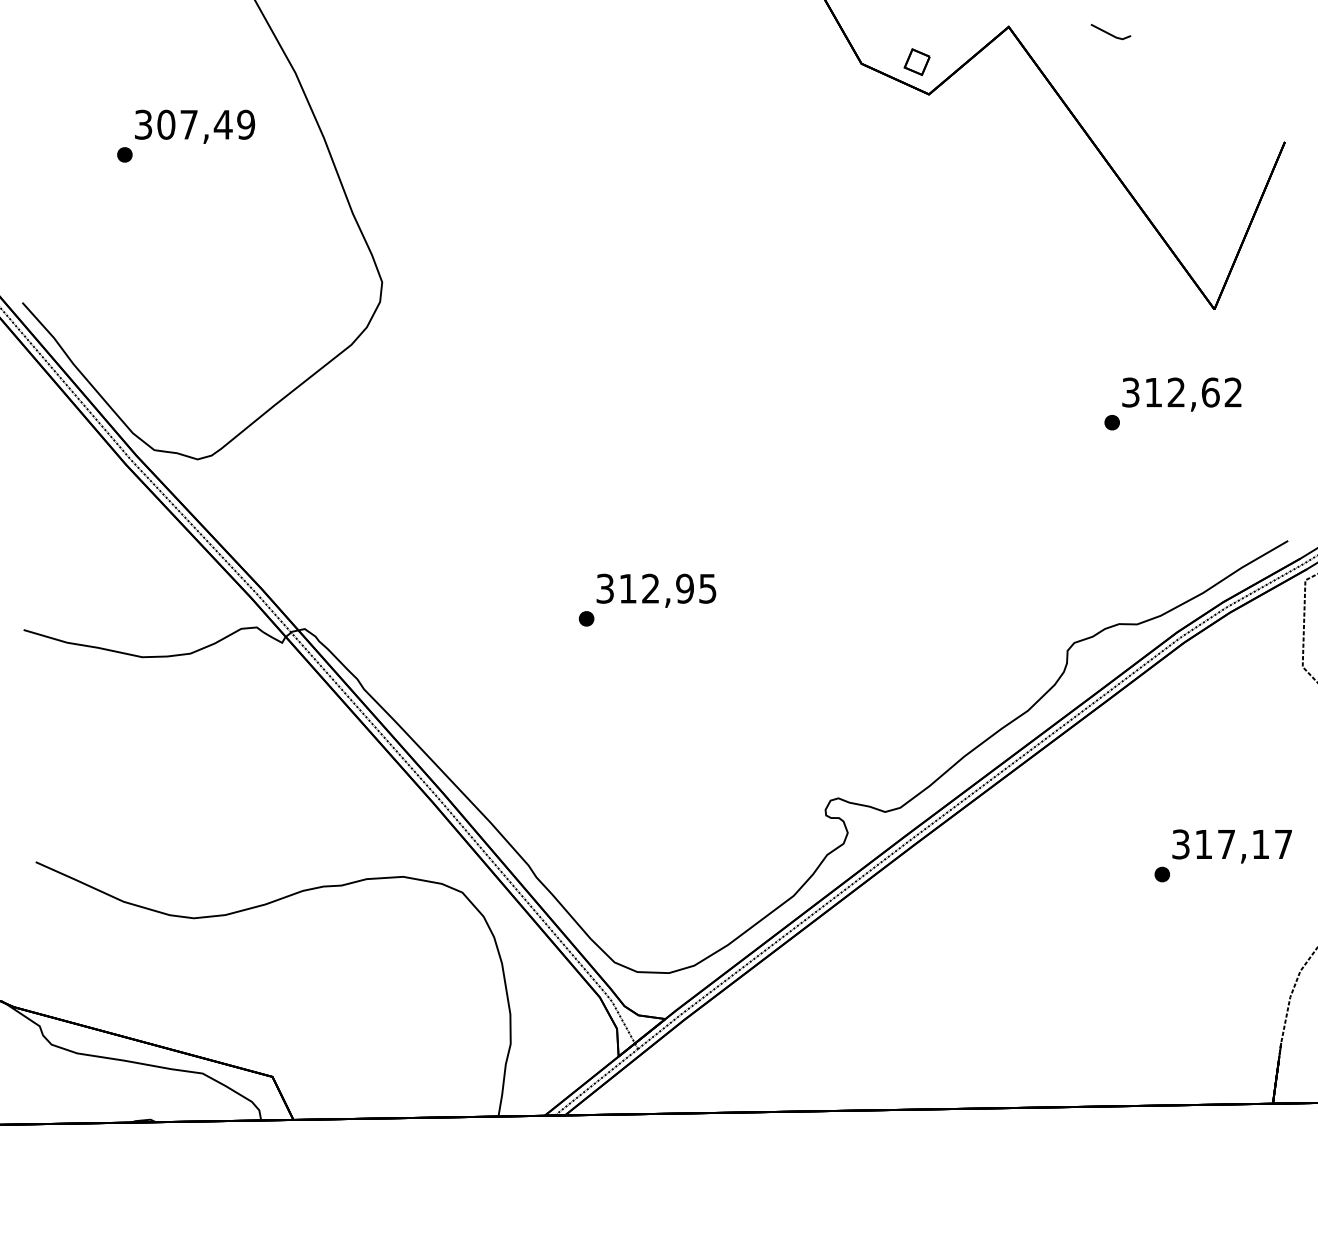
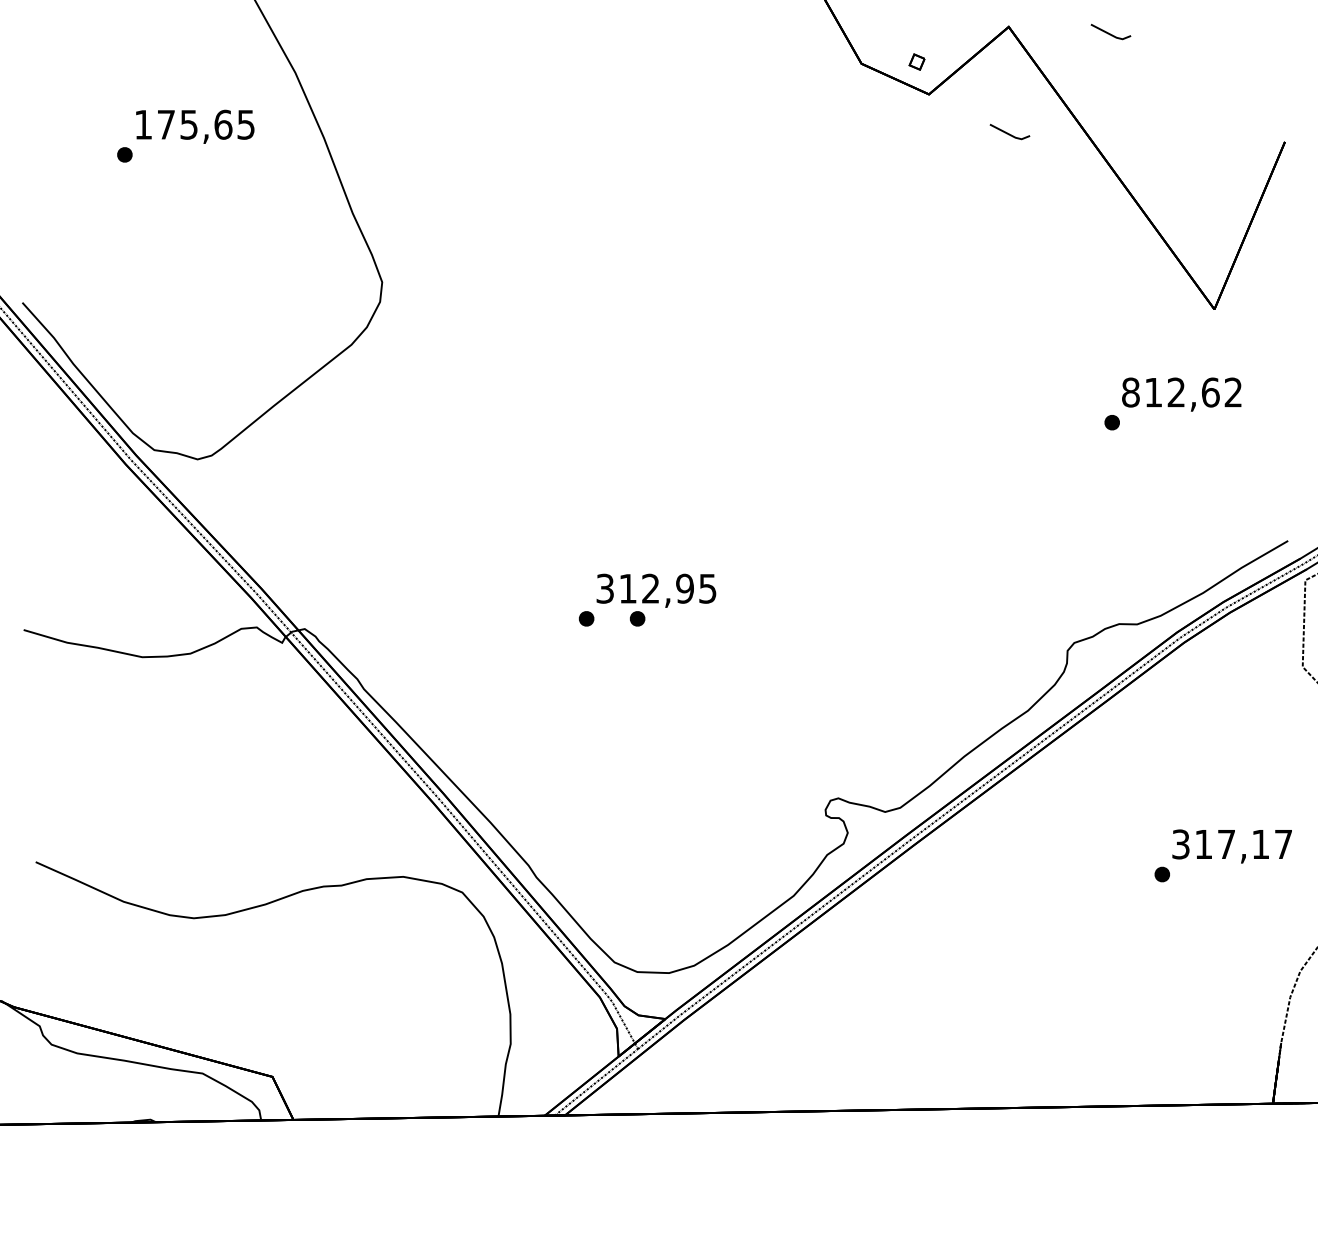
part size: 28x28 px -> 18x18 px (916, 61)
text: 307,49 -> 175,65 (195, 124)
line: none -> present (1009, 133)
text: 312,62 -> 812,62 (1130, 392)
part: none -> present (637, 618)
